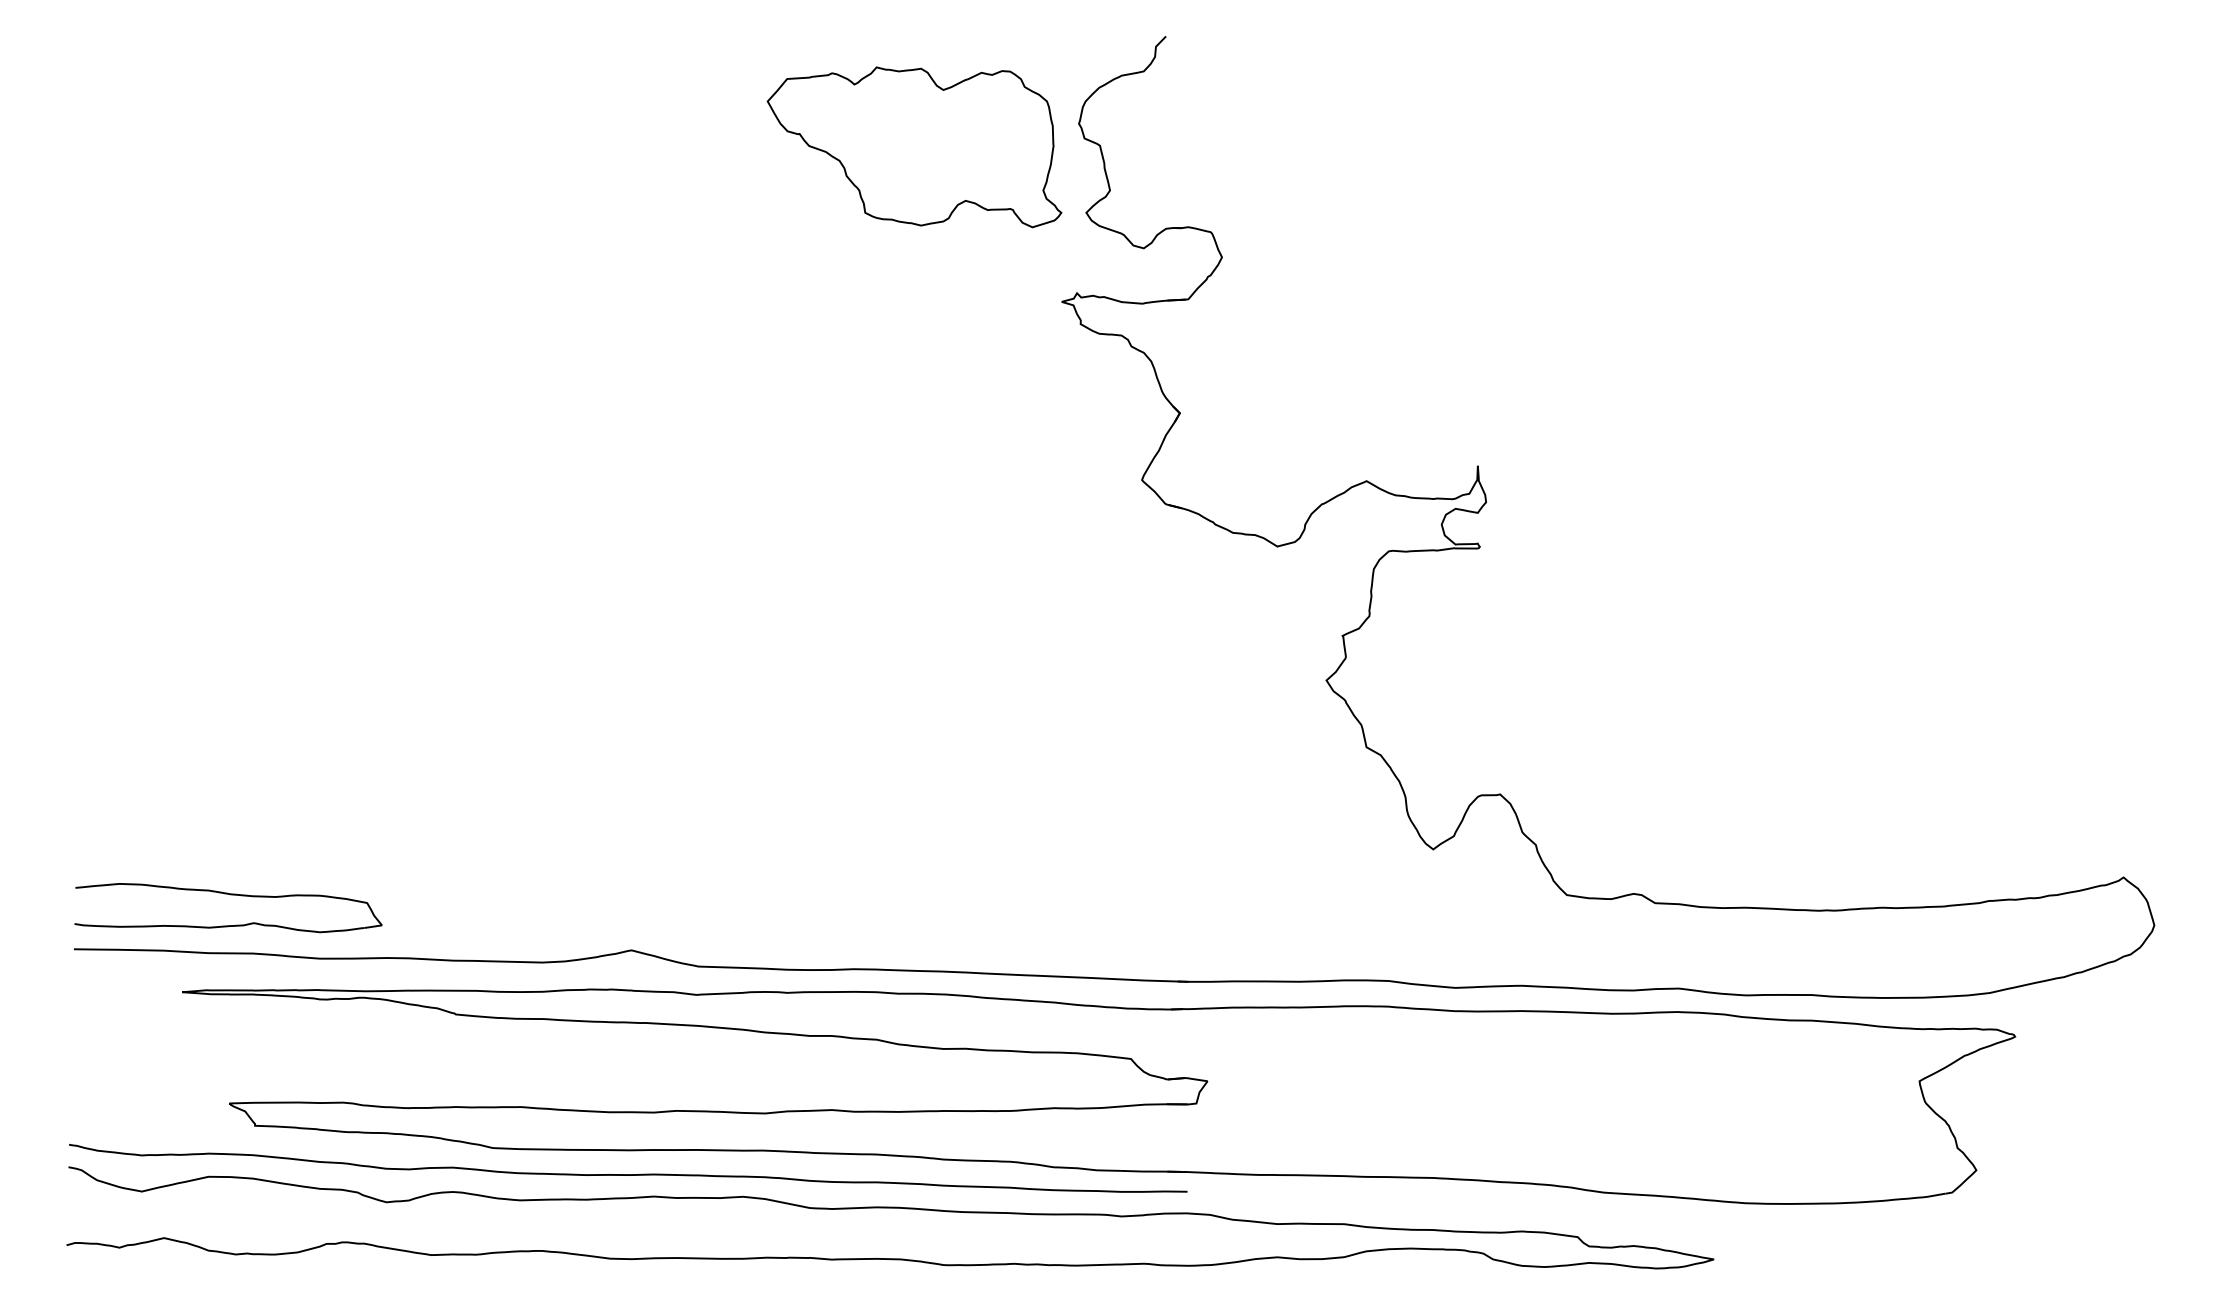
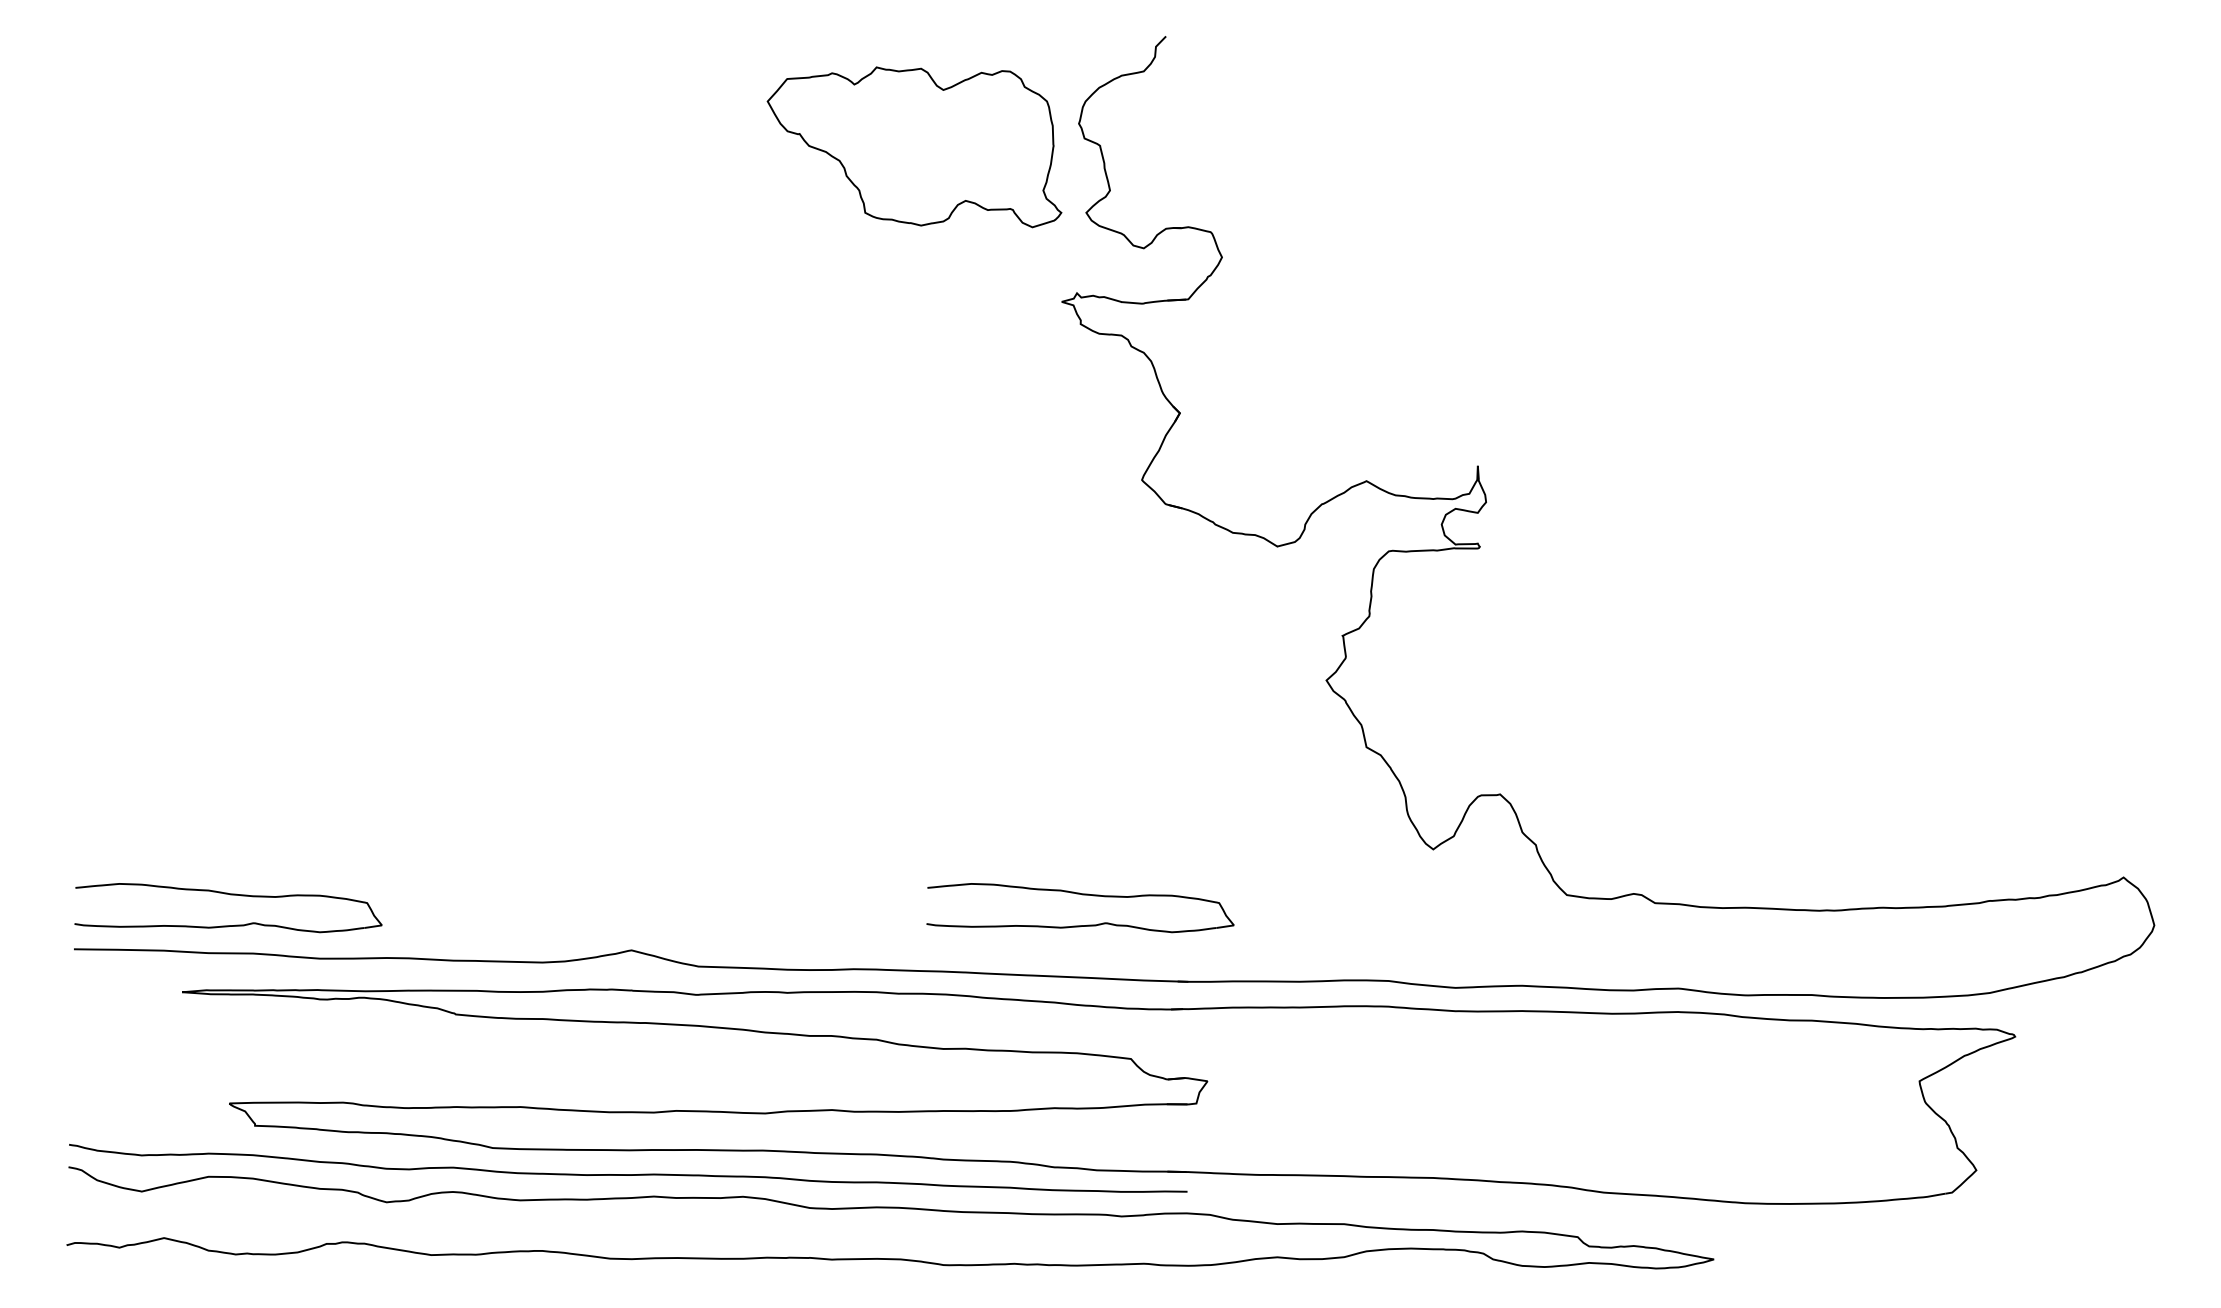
part: none -> present (1082, 895)
